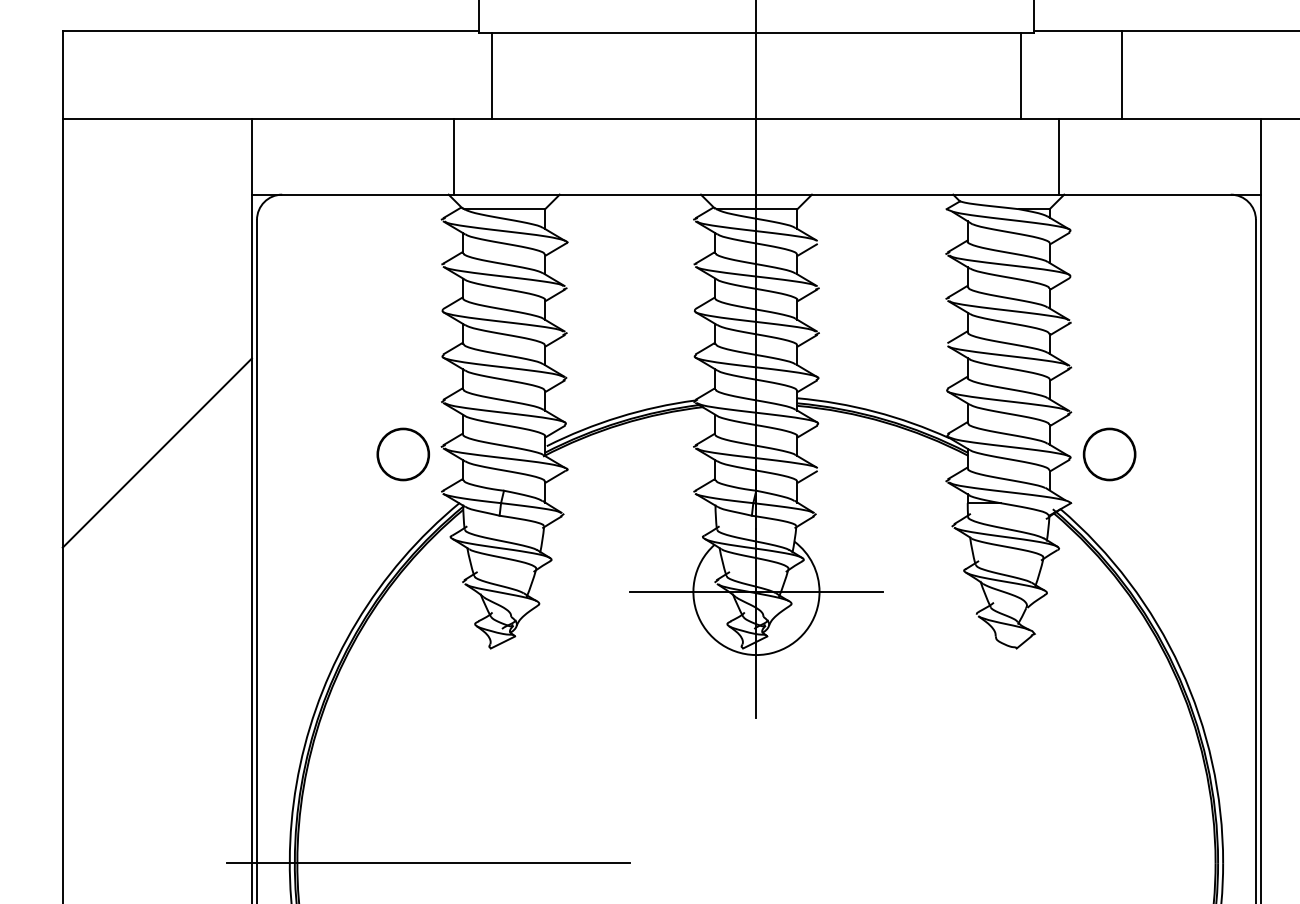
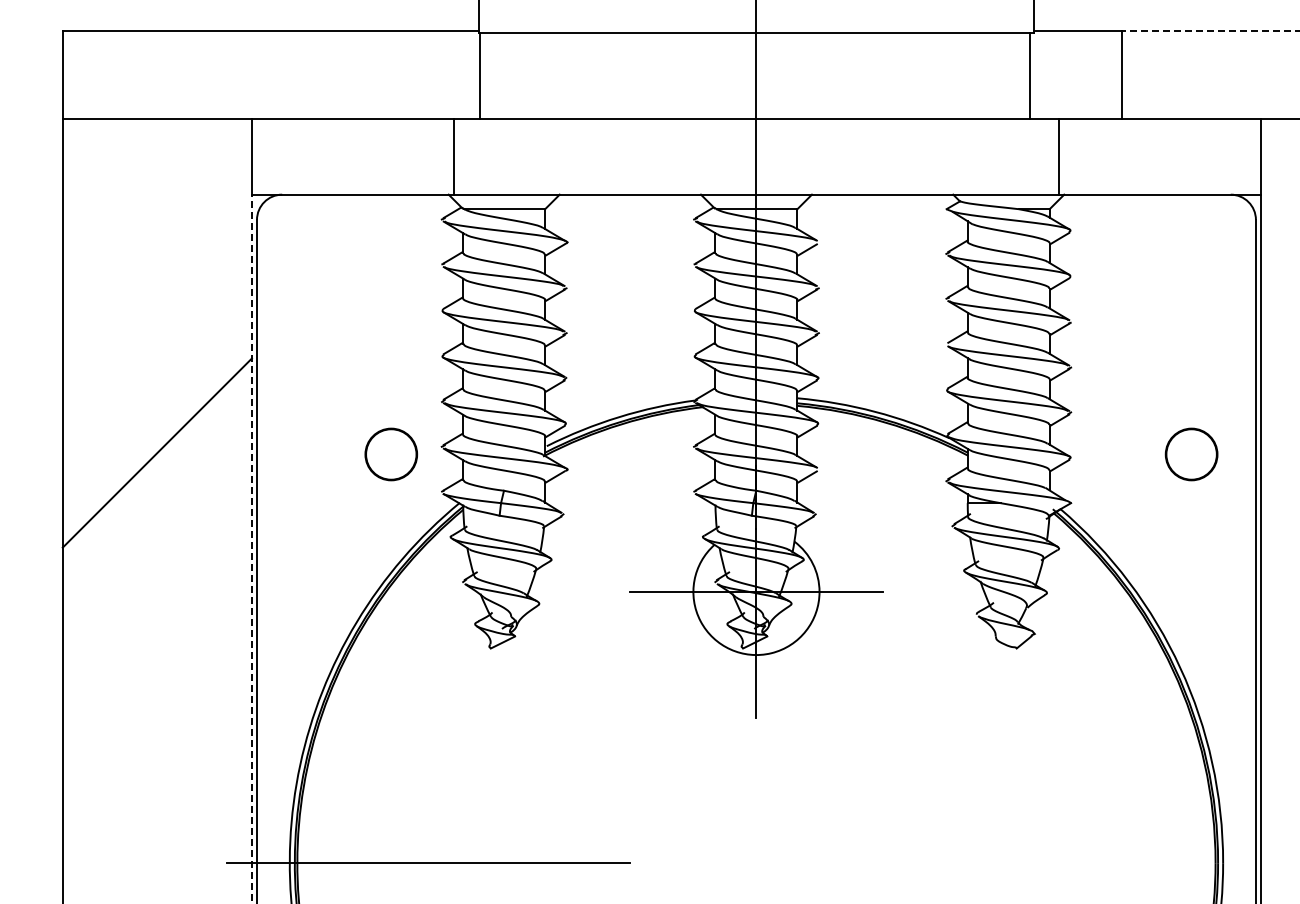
line: solid -> dashed (1210, 30)
line position: (491, 76) -> (479, 76) (479, 76)
line position: (1021, 76) -> (1030, 76) (1030, 76)
part position: (403, 454) -> (391, 454) (391, 454)
part position: (1109, 454) -> (1191, 454) (1191, 454)
line: solid -> dashed (251, 548)
